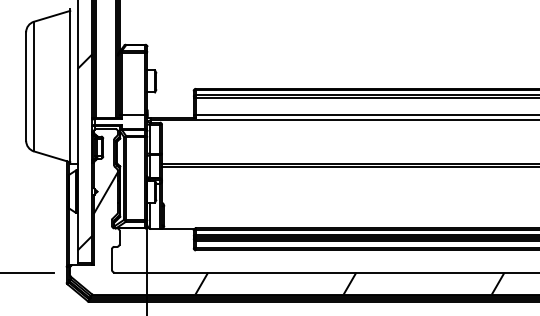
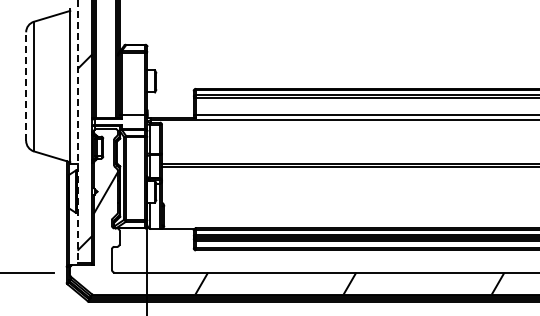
line: solid -> dashed (26, 86)
line: solid -> dashed (77, 132)
